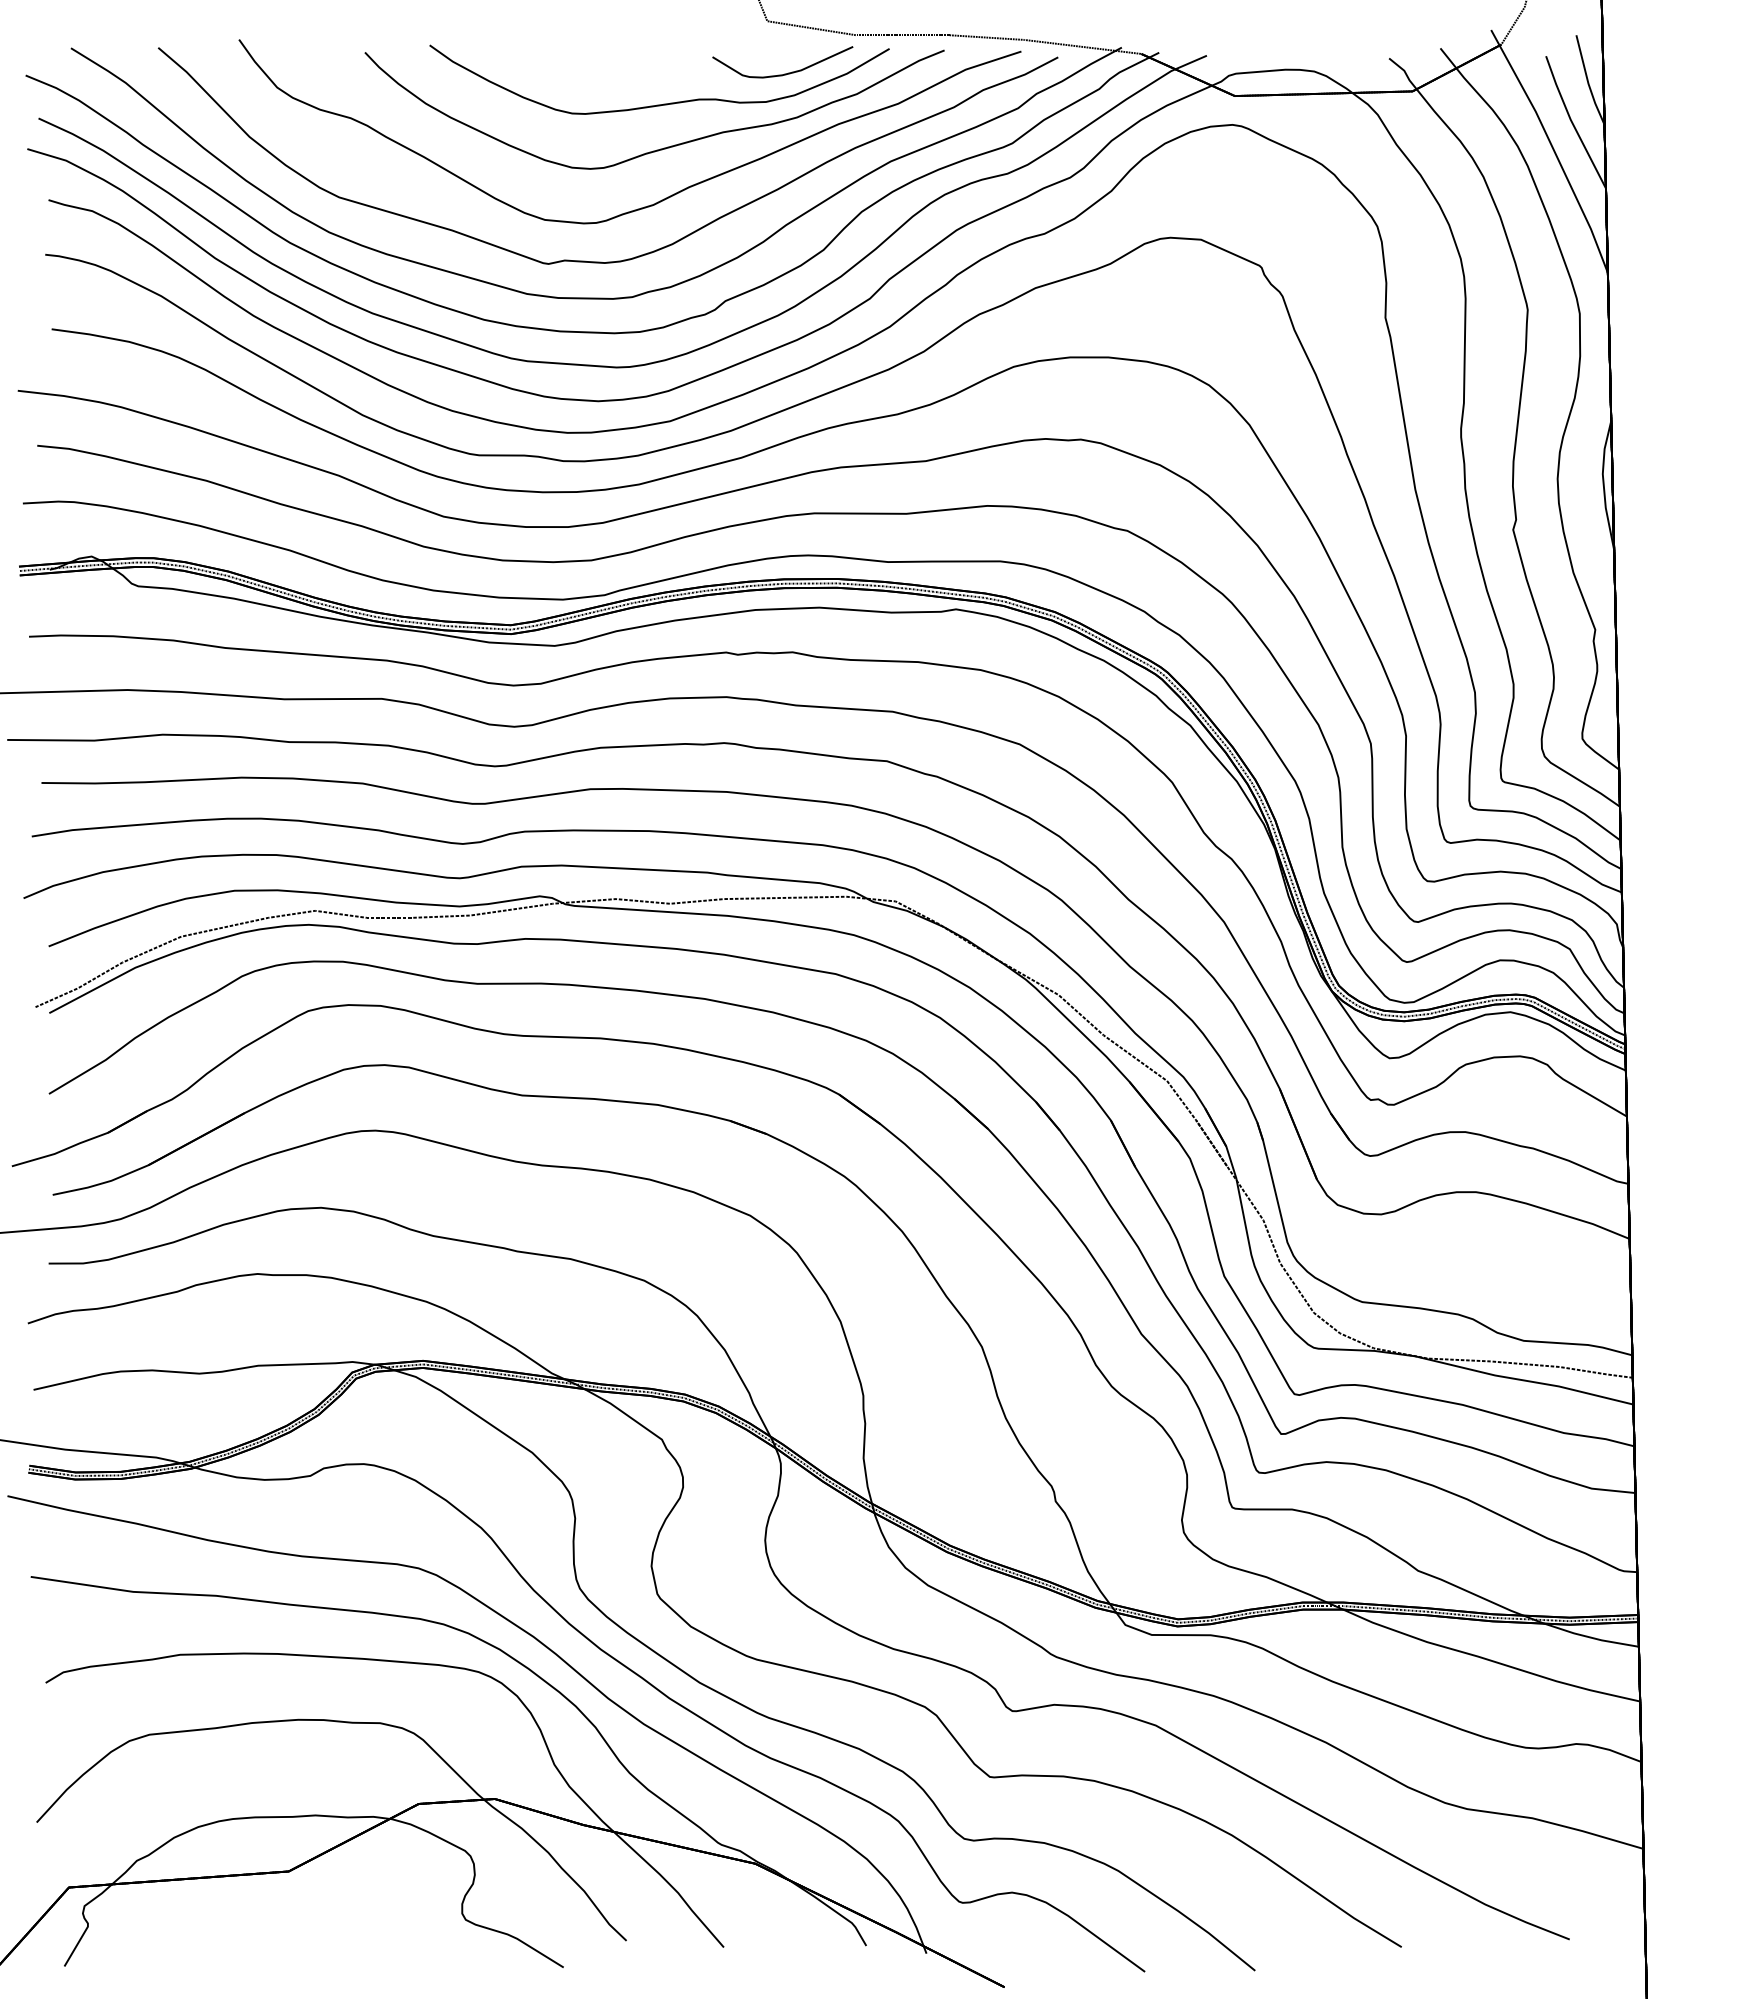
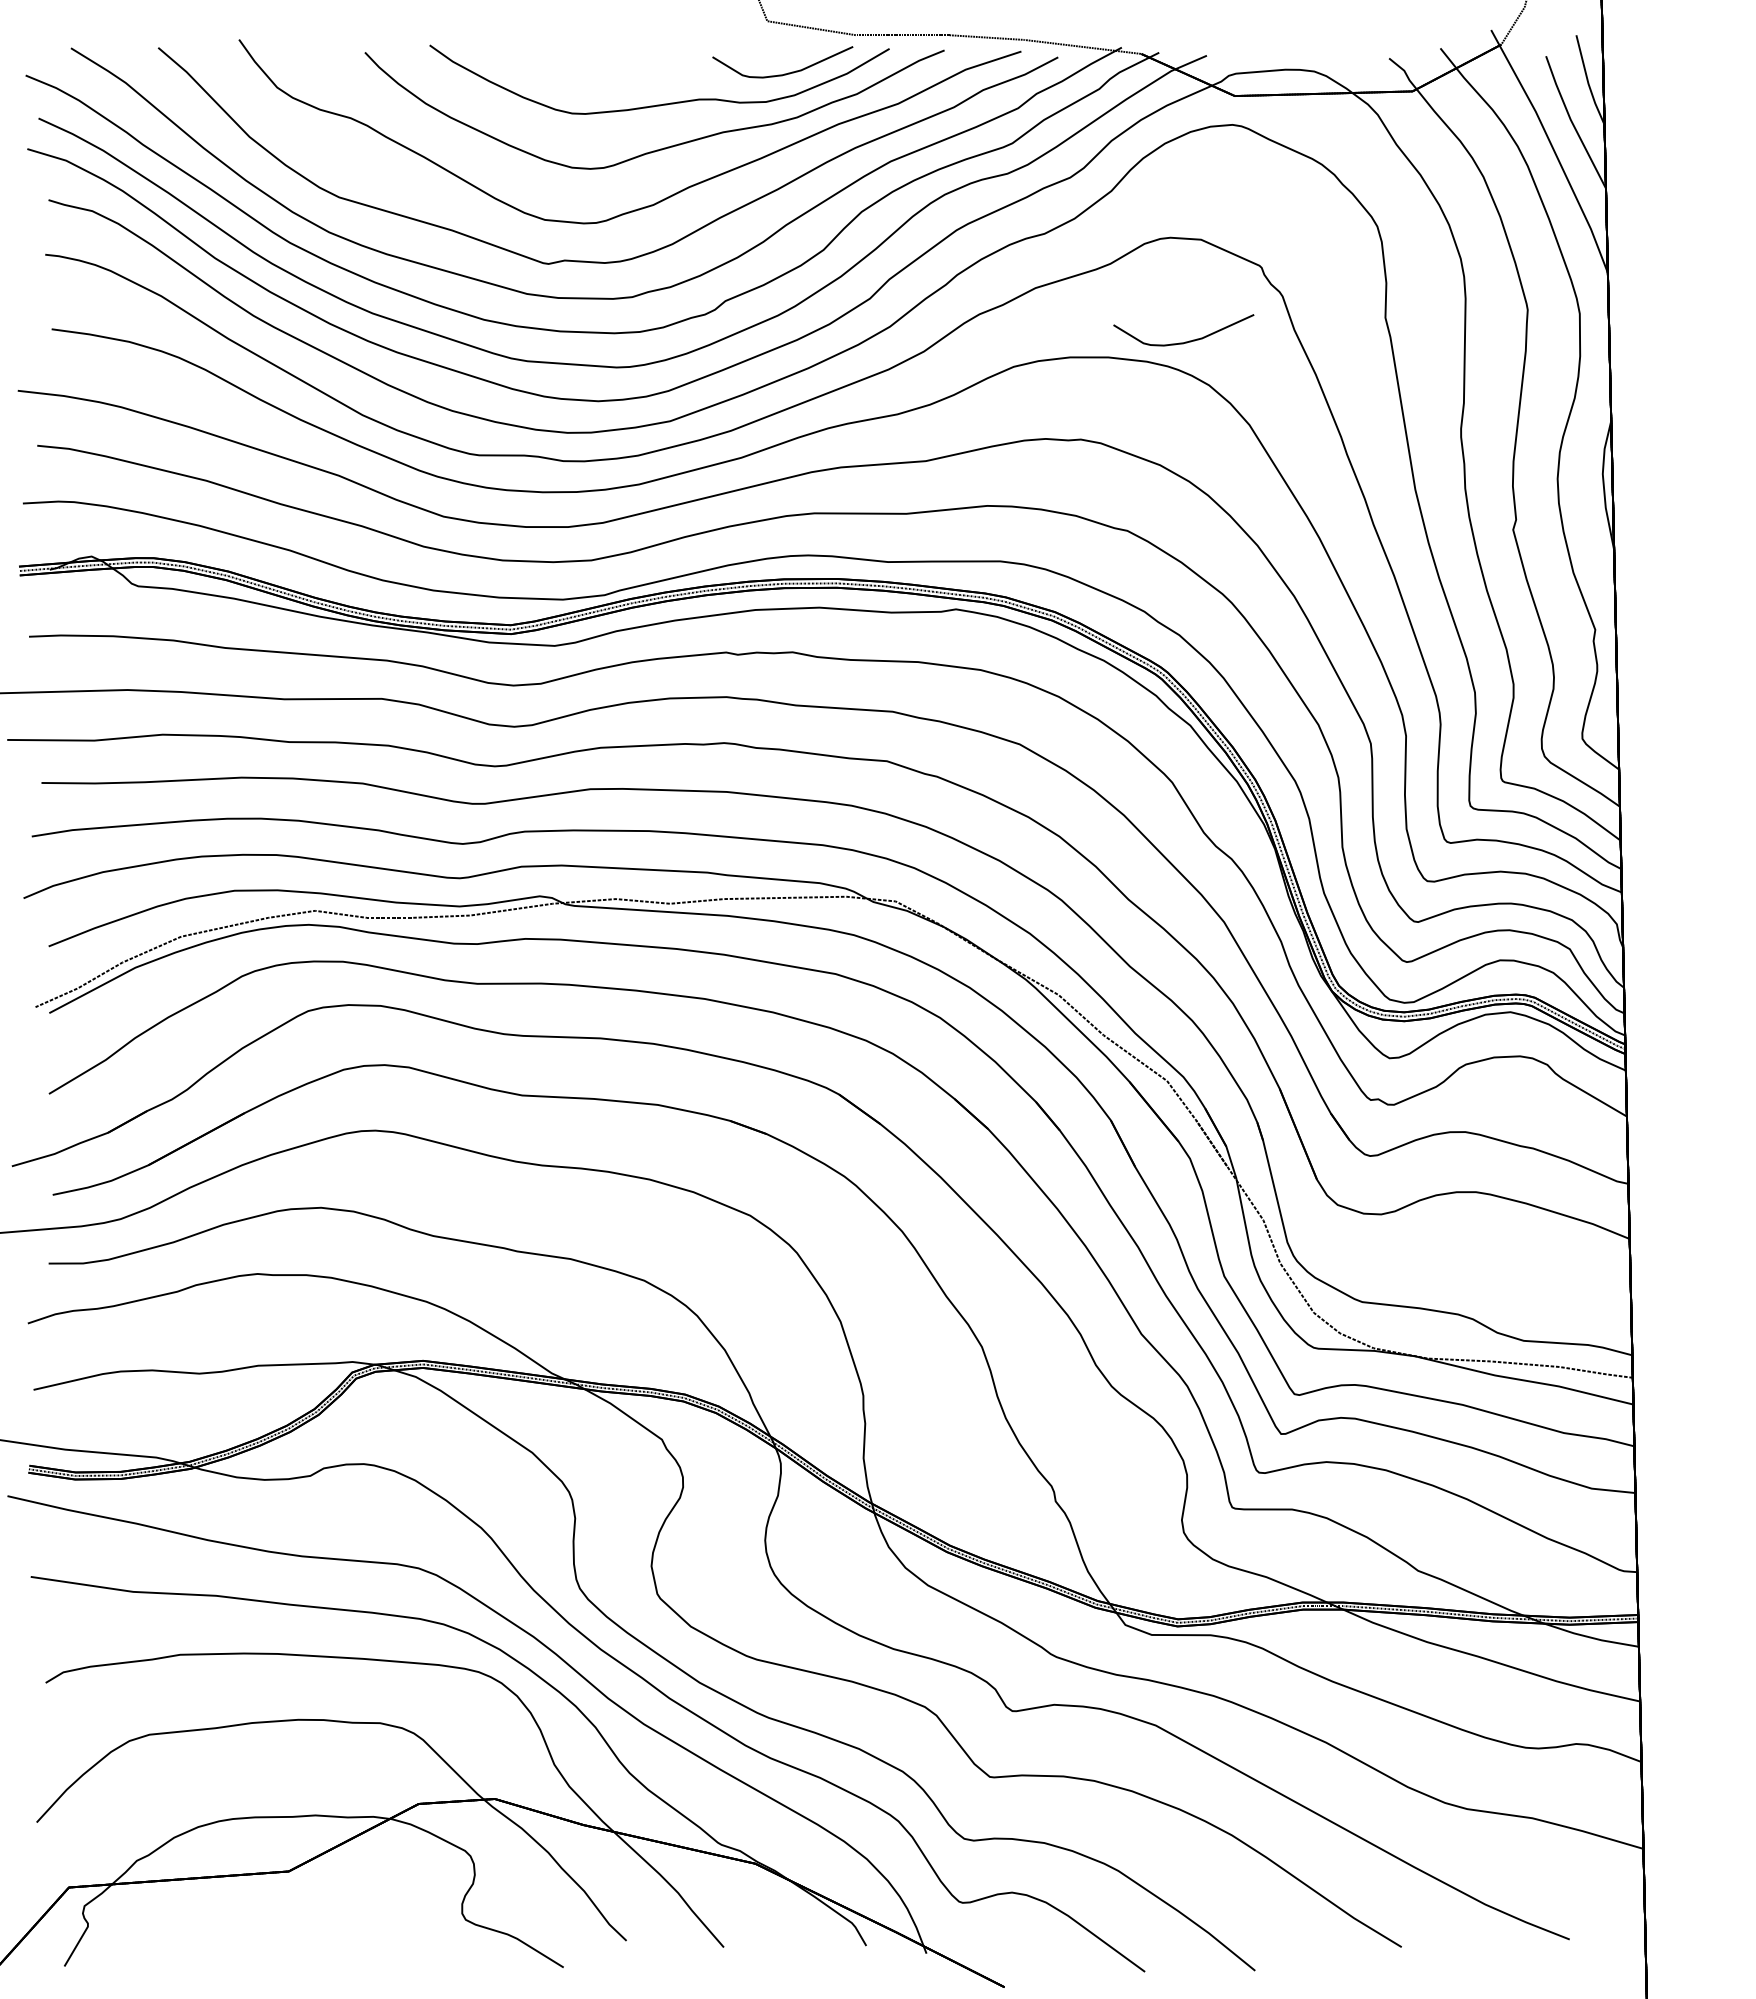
curve: none -> present (1185, 341)
